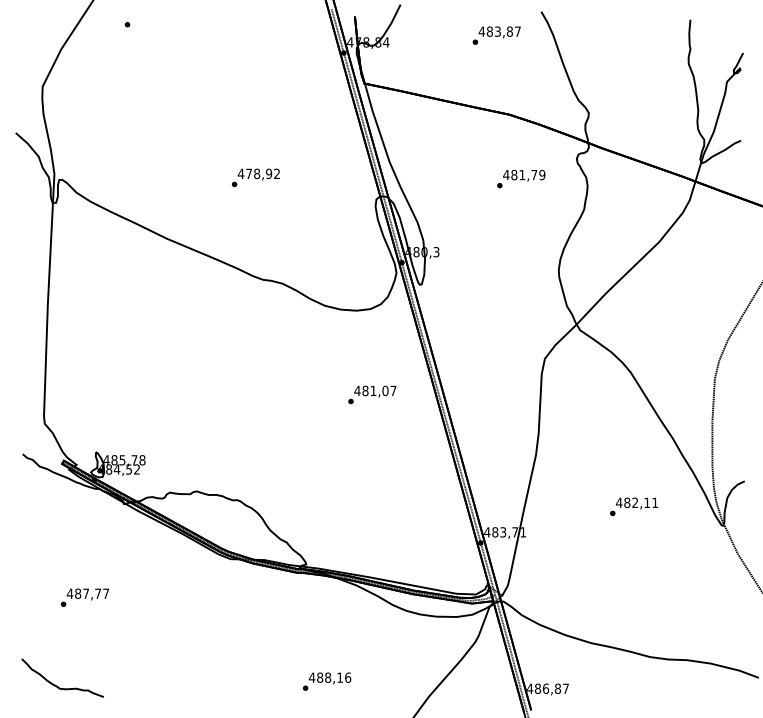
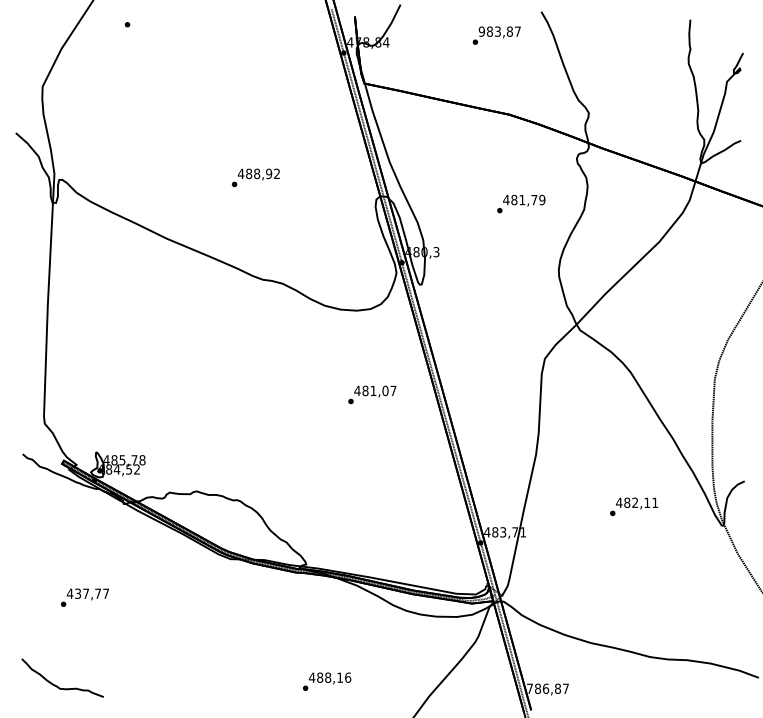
text: 483,87 -> 983,87 (481, 31)
text: 478,92 -> 488,92 (249, 173)
text position: (521, 178) -> (521, 203) (521, 203)
text: 487,77 -> 437,77 (78, 593)
text: 486,87 -> 786,87 (530, 688)
